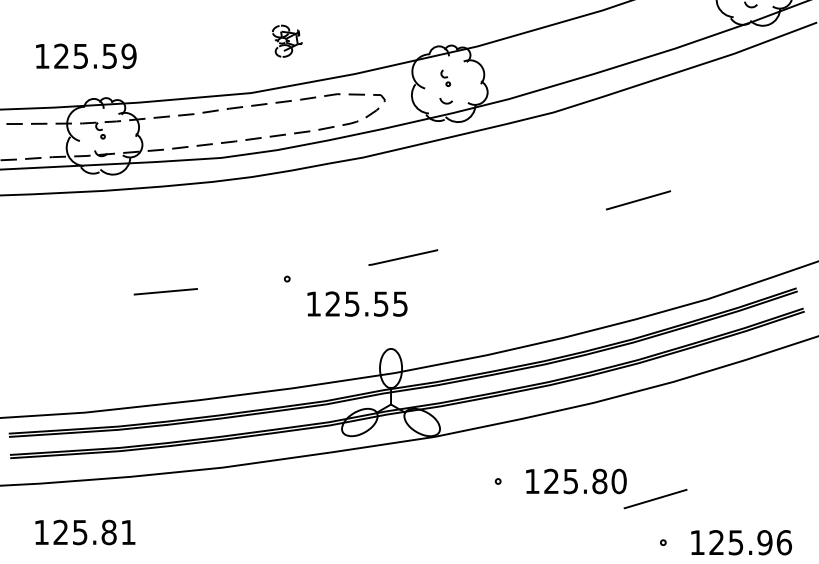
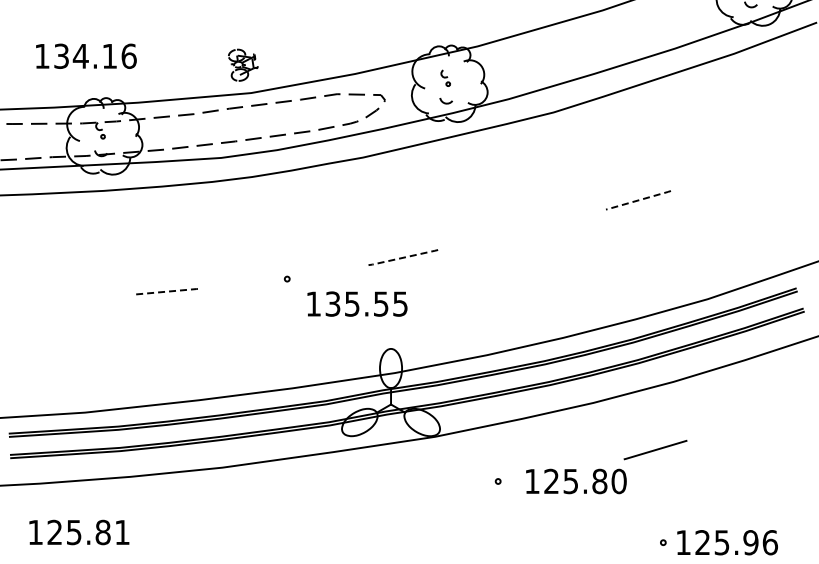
part position: (287, 40) -> (243, 64) (243, 64)
text: 125.59 -> 134.16 (95, 55)
line: solid -> dashed (638, 200)
line: solid -> dashed (403, 257)
line: solid -> dashed (165, 291)
text: 125.55 -> 135.55 (332, 303)
line position: (655, 498) -> (655, 449) (655, 449)
text position: (85, 532) -> (79, 532) (79, 532)
text position: (741, 542) -> (727, 542) (727, 542)
